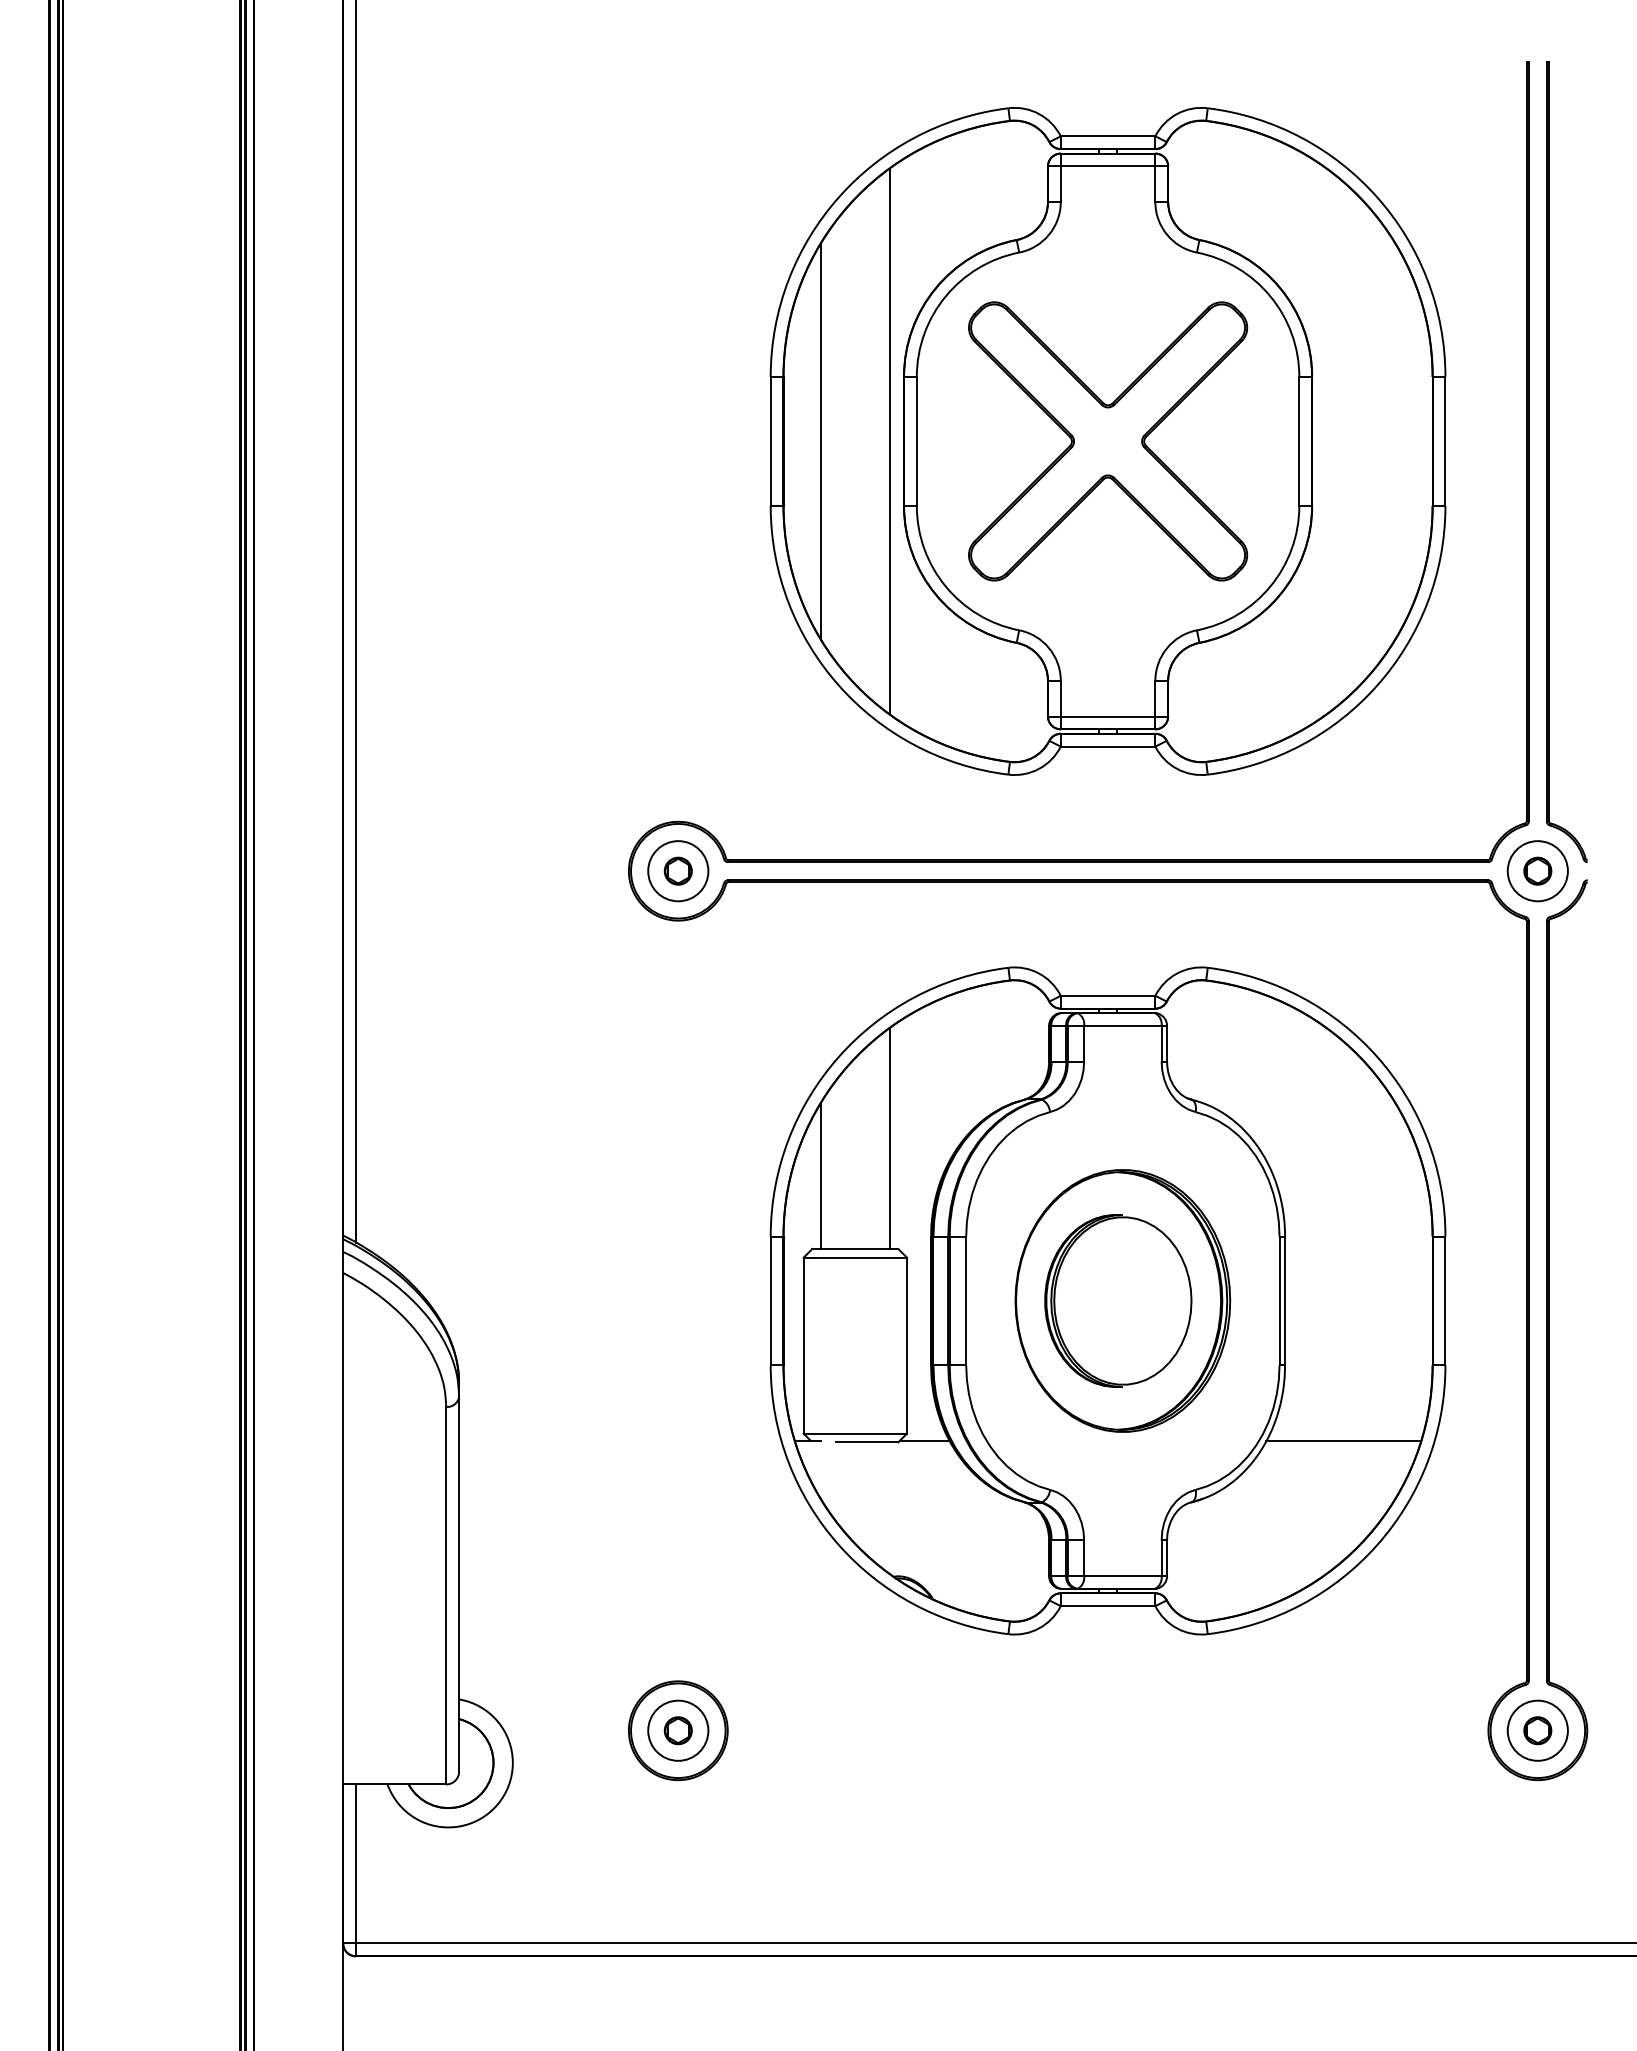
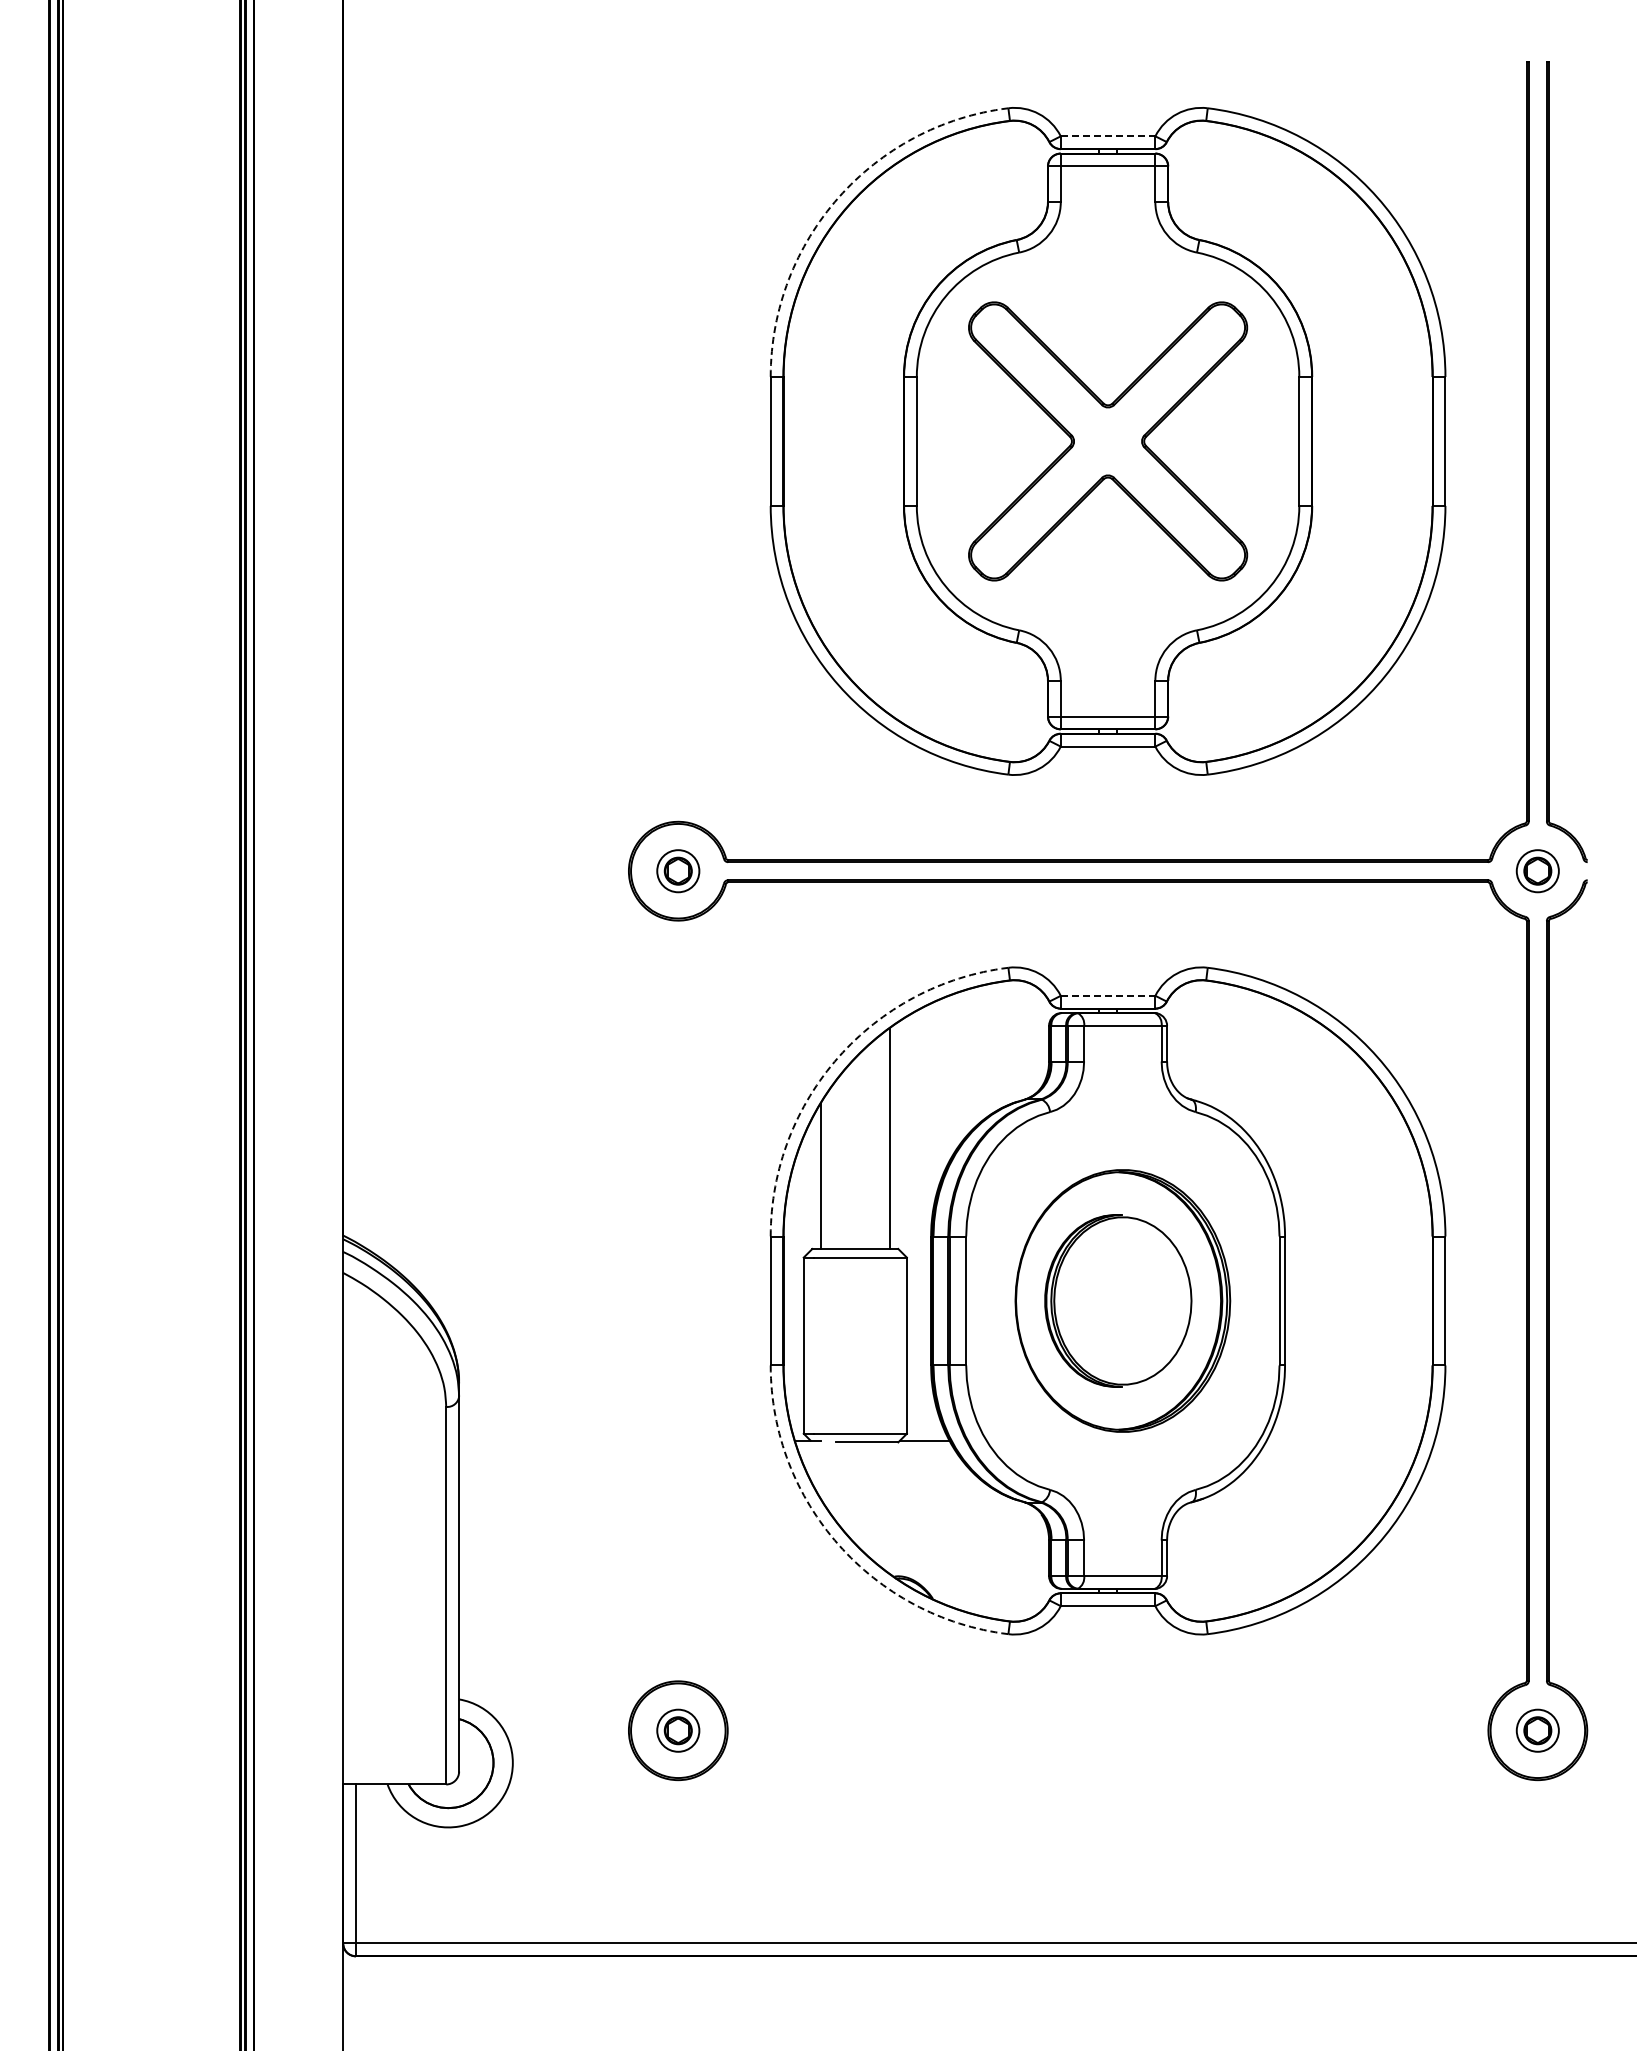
line: solid -> dashed (1108, 136)
arc: solid -> dashed (838, 197)
line: present -> none (820, 441)
line: present -> none (889, 441)
line: present -> none (355, 622)
circle diameter: 60 px -> 42 px (678, 871)
circle diameter: 60 px -> 42 px (1537, 871)
line: solid -> dashed (1108, 995)
arc: solid -> dashed (838, 1057)
line: present -> none (1343, 1440)
arc: solid -> dashed (838, 1544)
circle diameter: 60 px -> 42 px (678, 1730)
circle diameter: 60 px -> 42 px (1537, 1730)
